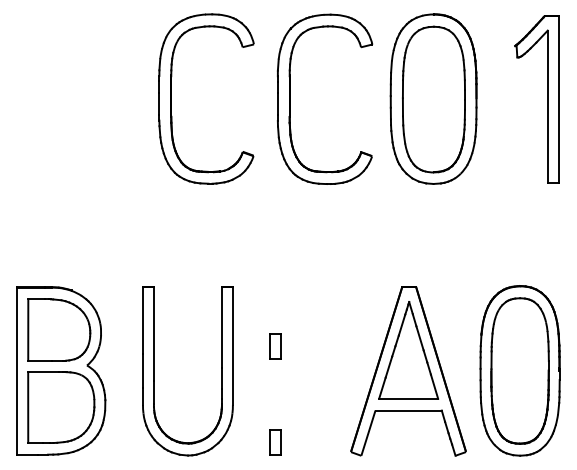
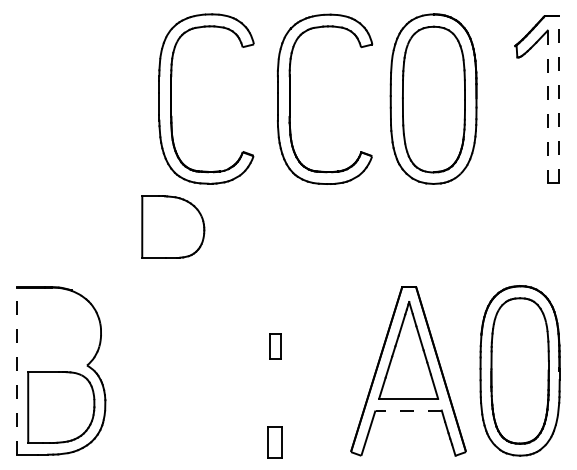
line: solid -> dashed (559, 99)
line: solid -> dashed (547, 107)
part position: (59, 329) -> (173, 226) (173, 226)
line: solid -> dashed (17, 370)
part: present -> none (154, 371)
line: solid -> dashed (408, 410)
part size: 13x27 px -> 16x33 px (274, 442)
